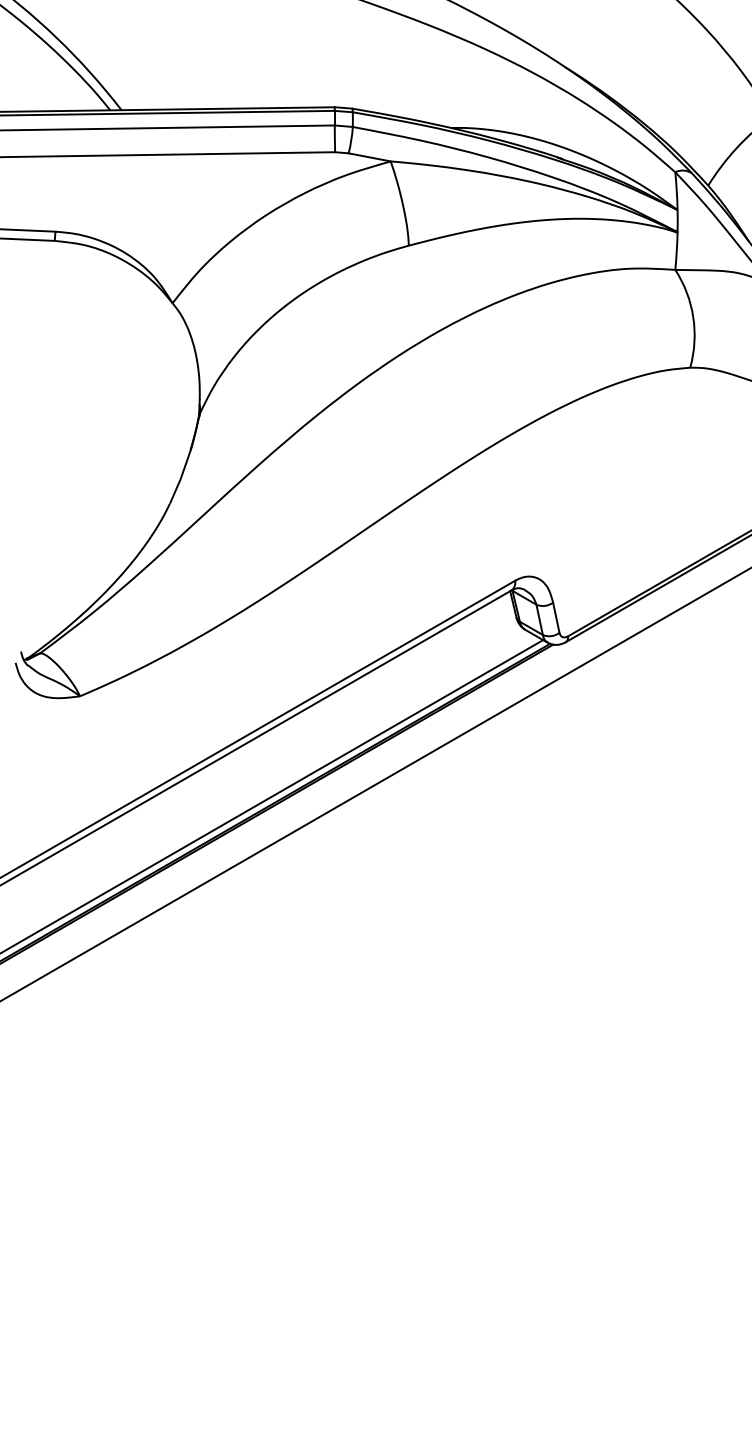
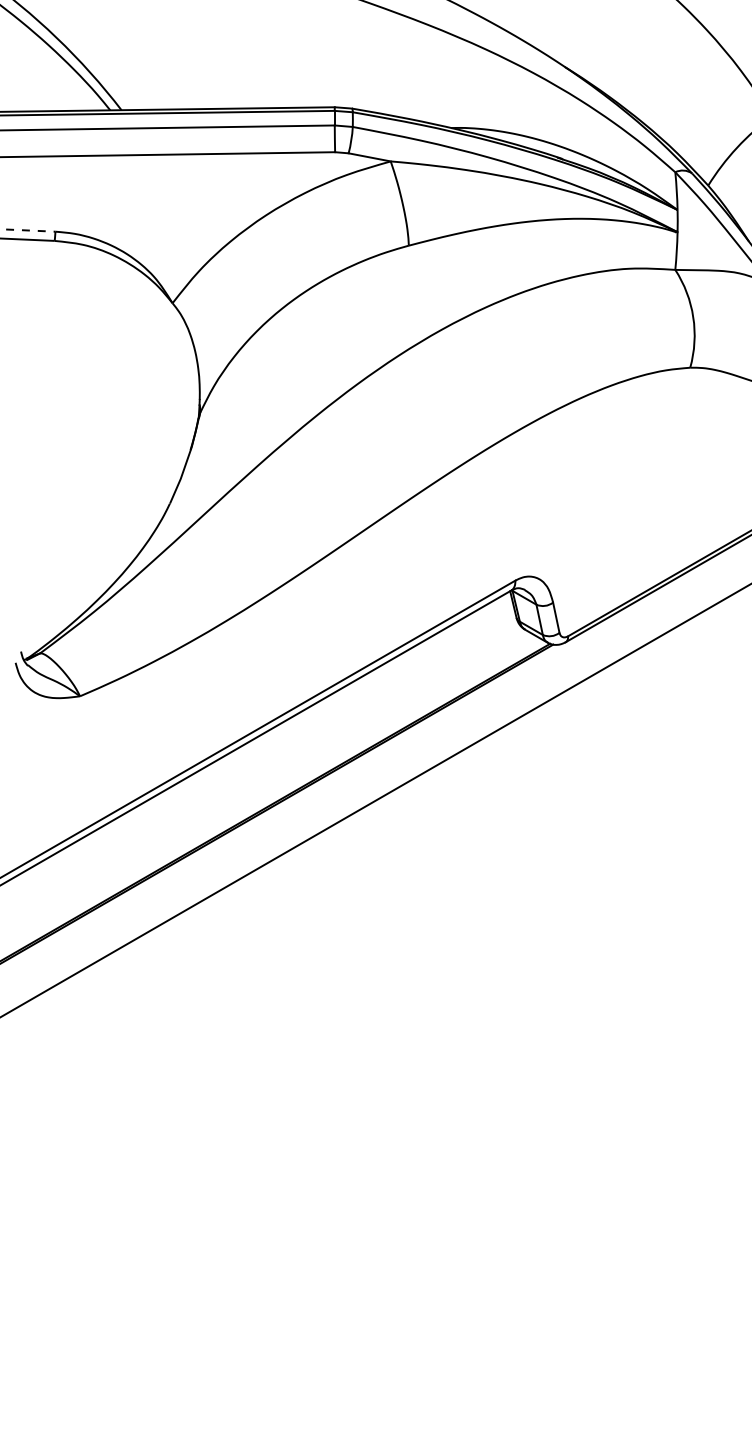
line: solid -> dashed (28, 230)
line position: (375, 784) -> (375, 800) (375, 800)
line: present -> none (272, 796)
